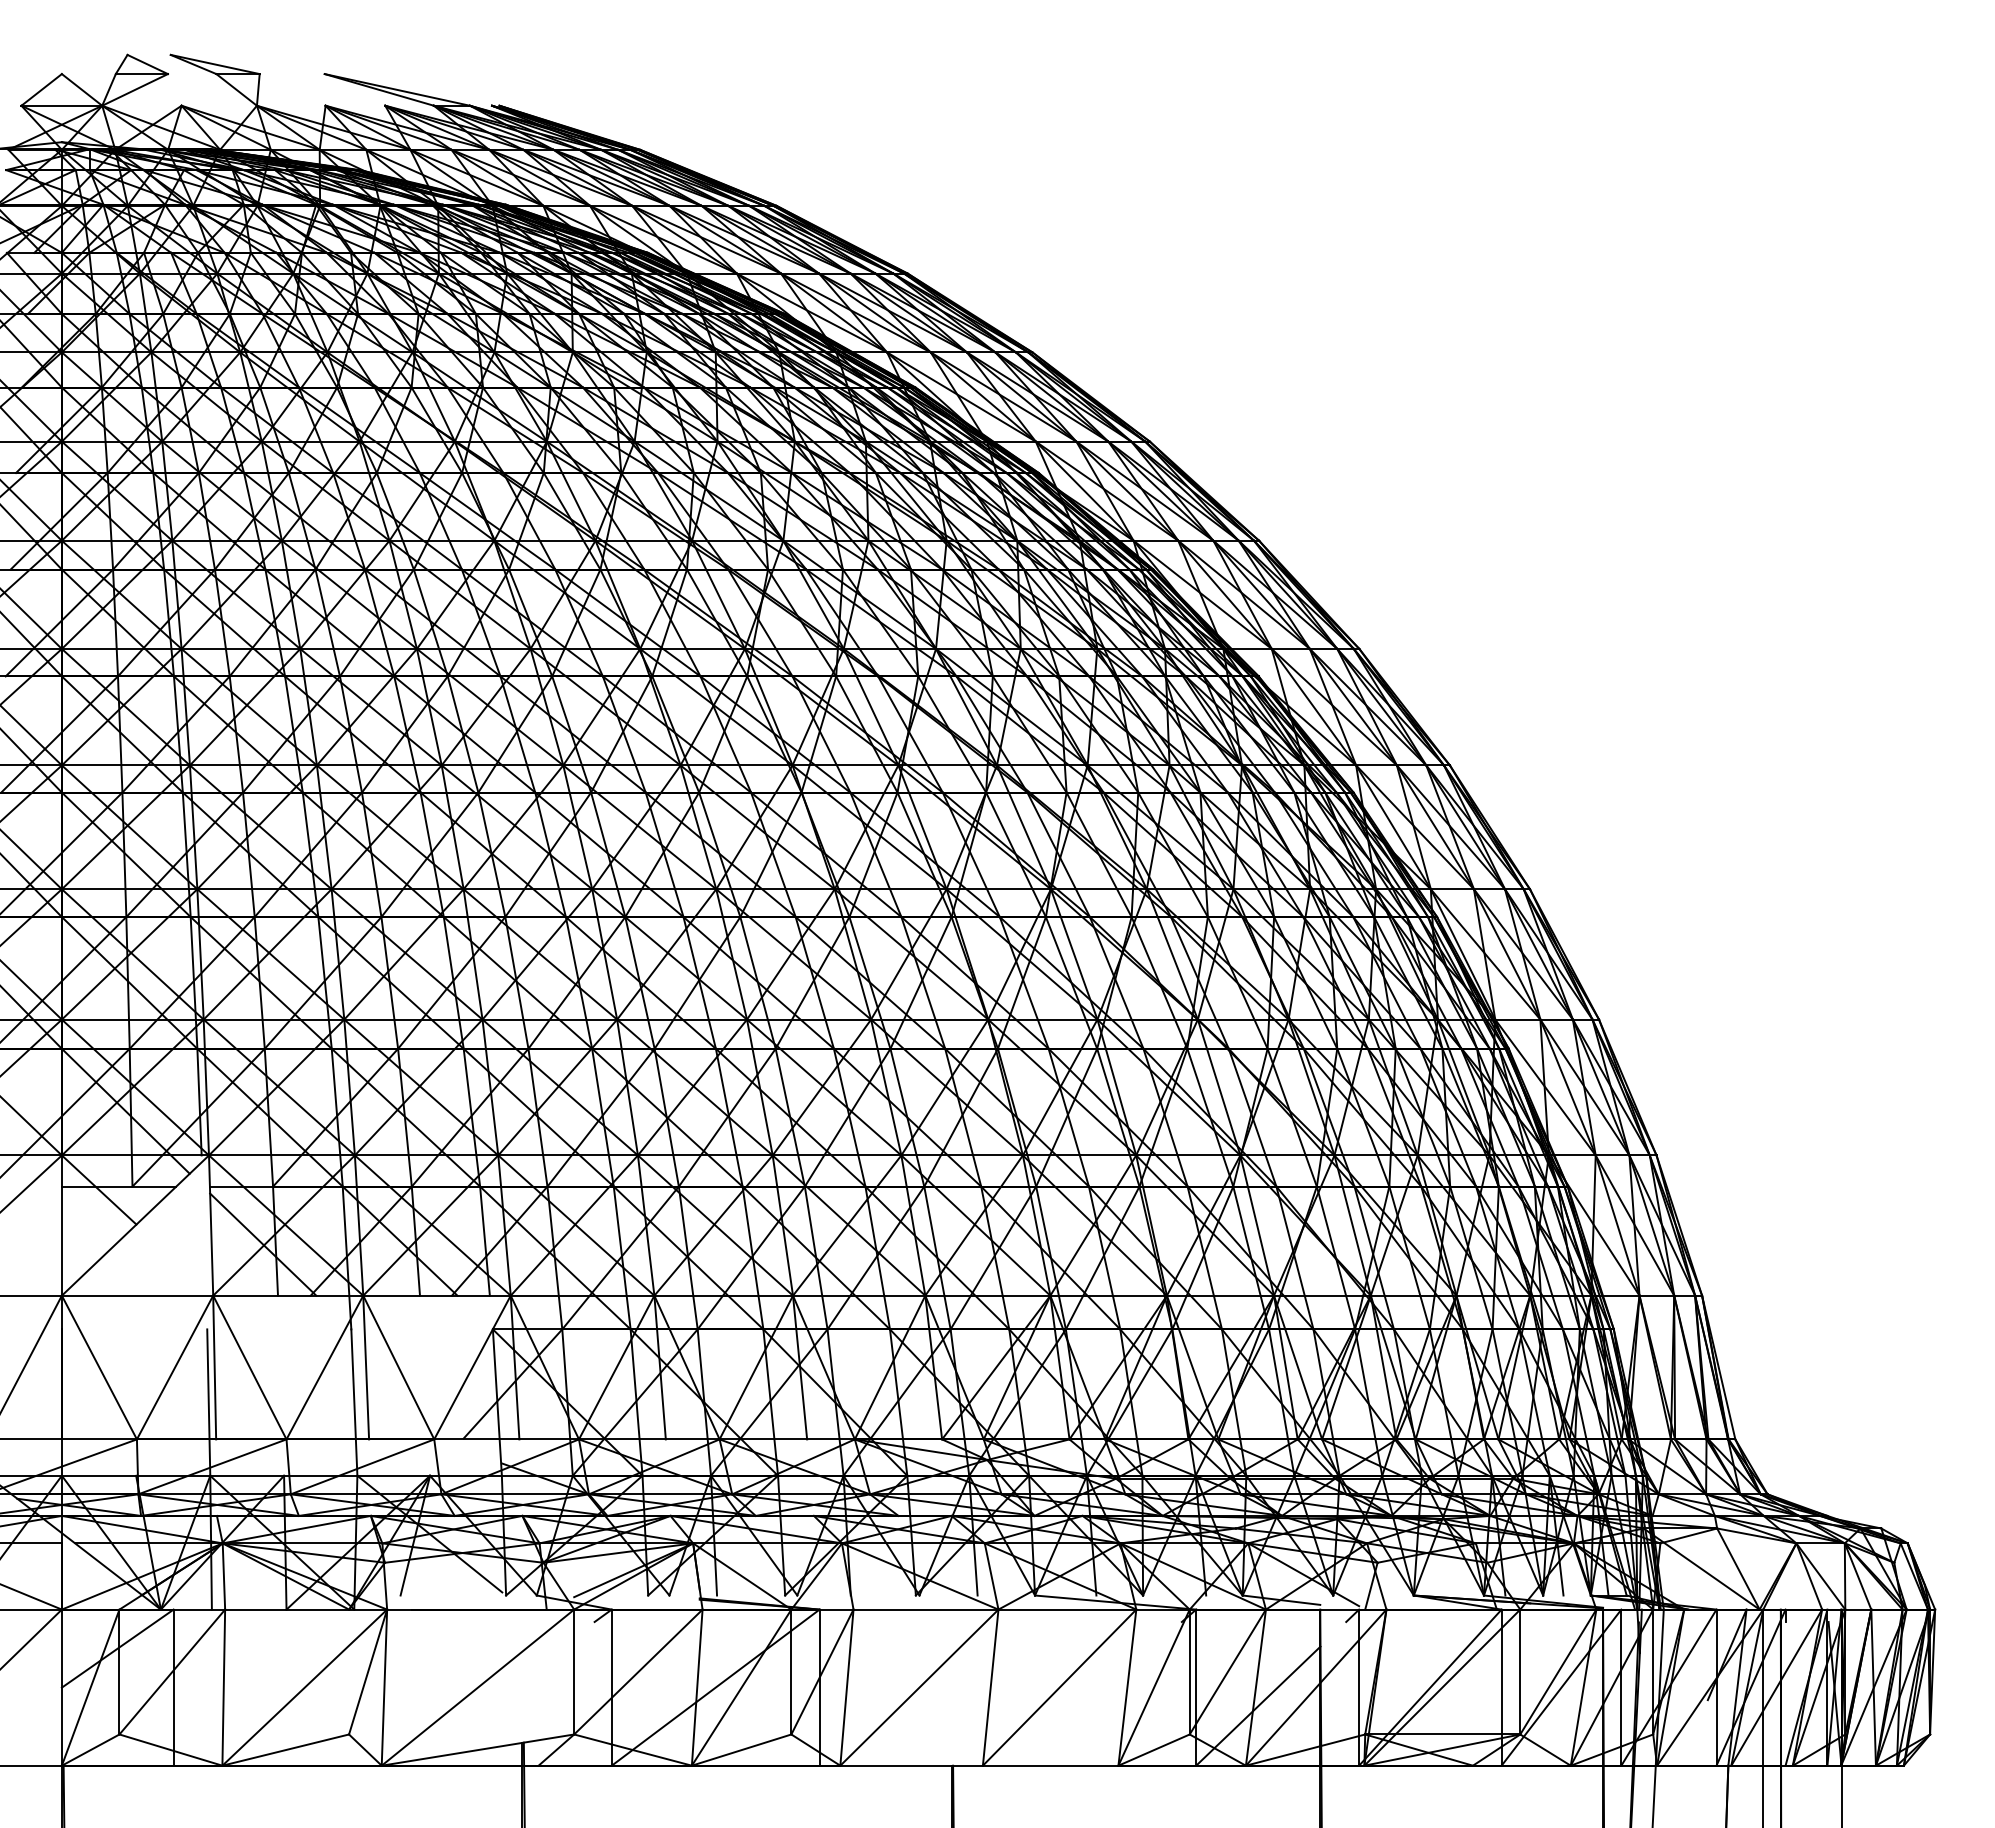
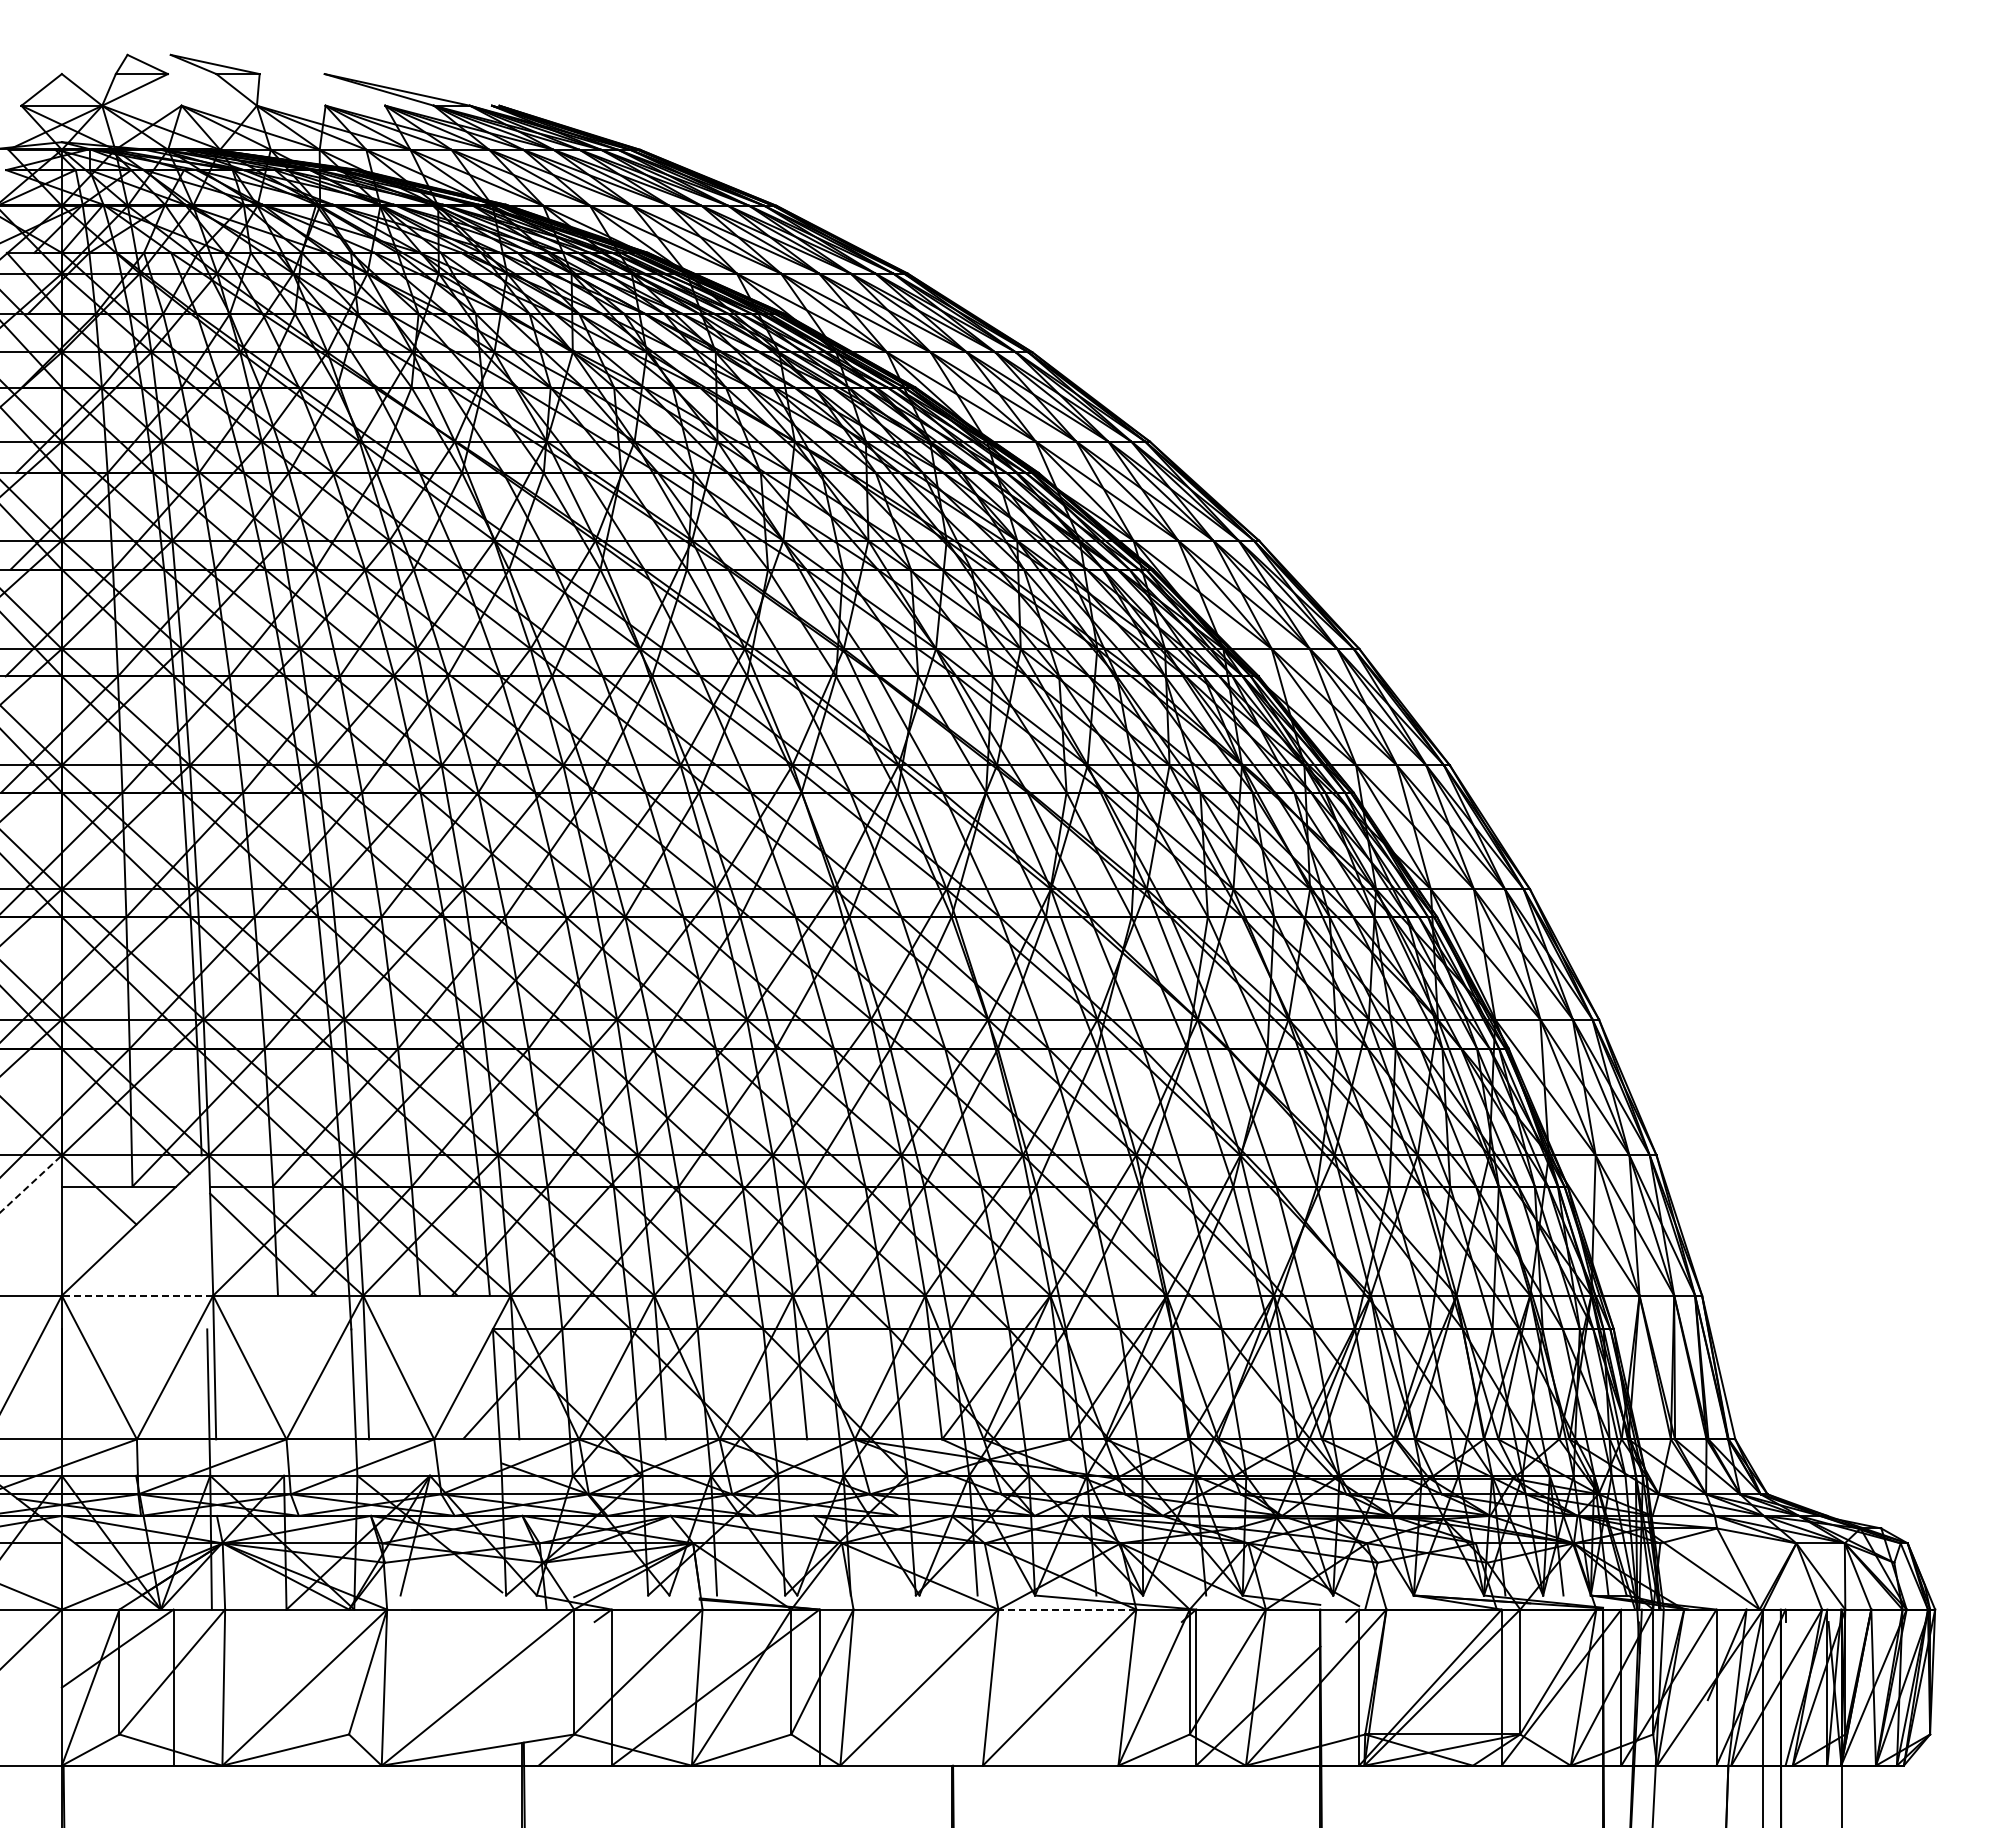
line: solid -> dashed (31, 1183)
line: solid -> dashed (137, 1295)
line: solid -> dashed (1067, 1609)
